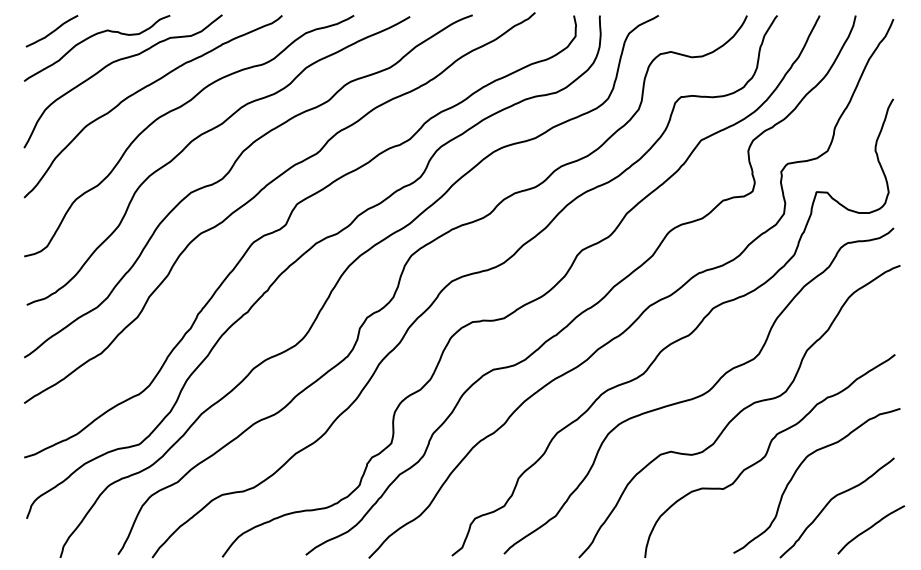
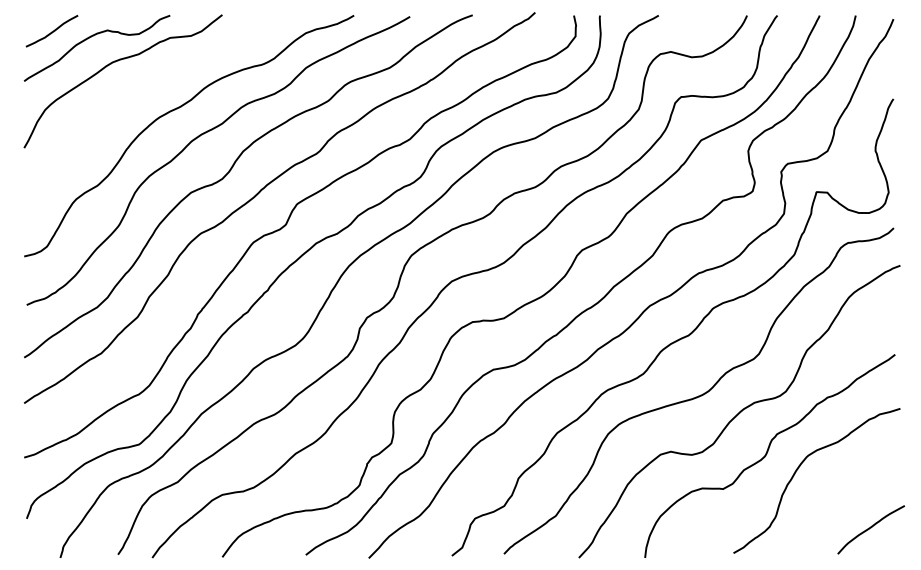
curve: present -> none (143, 89)
curve: present -> none (829, 503)
